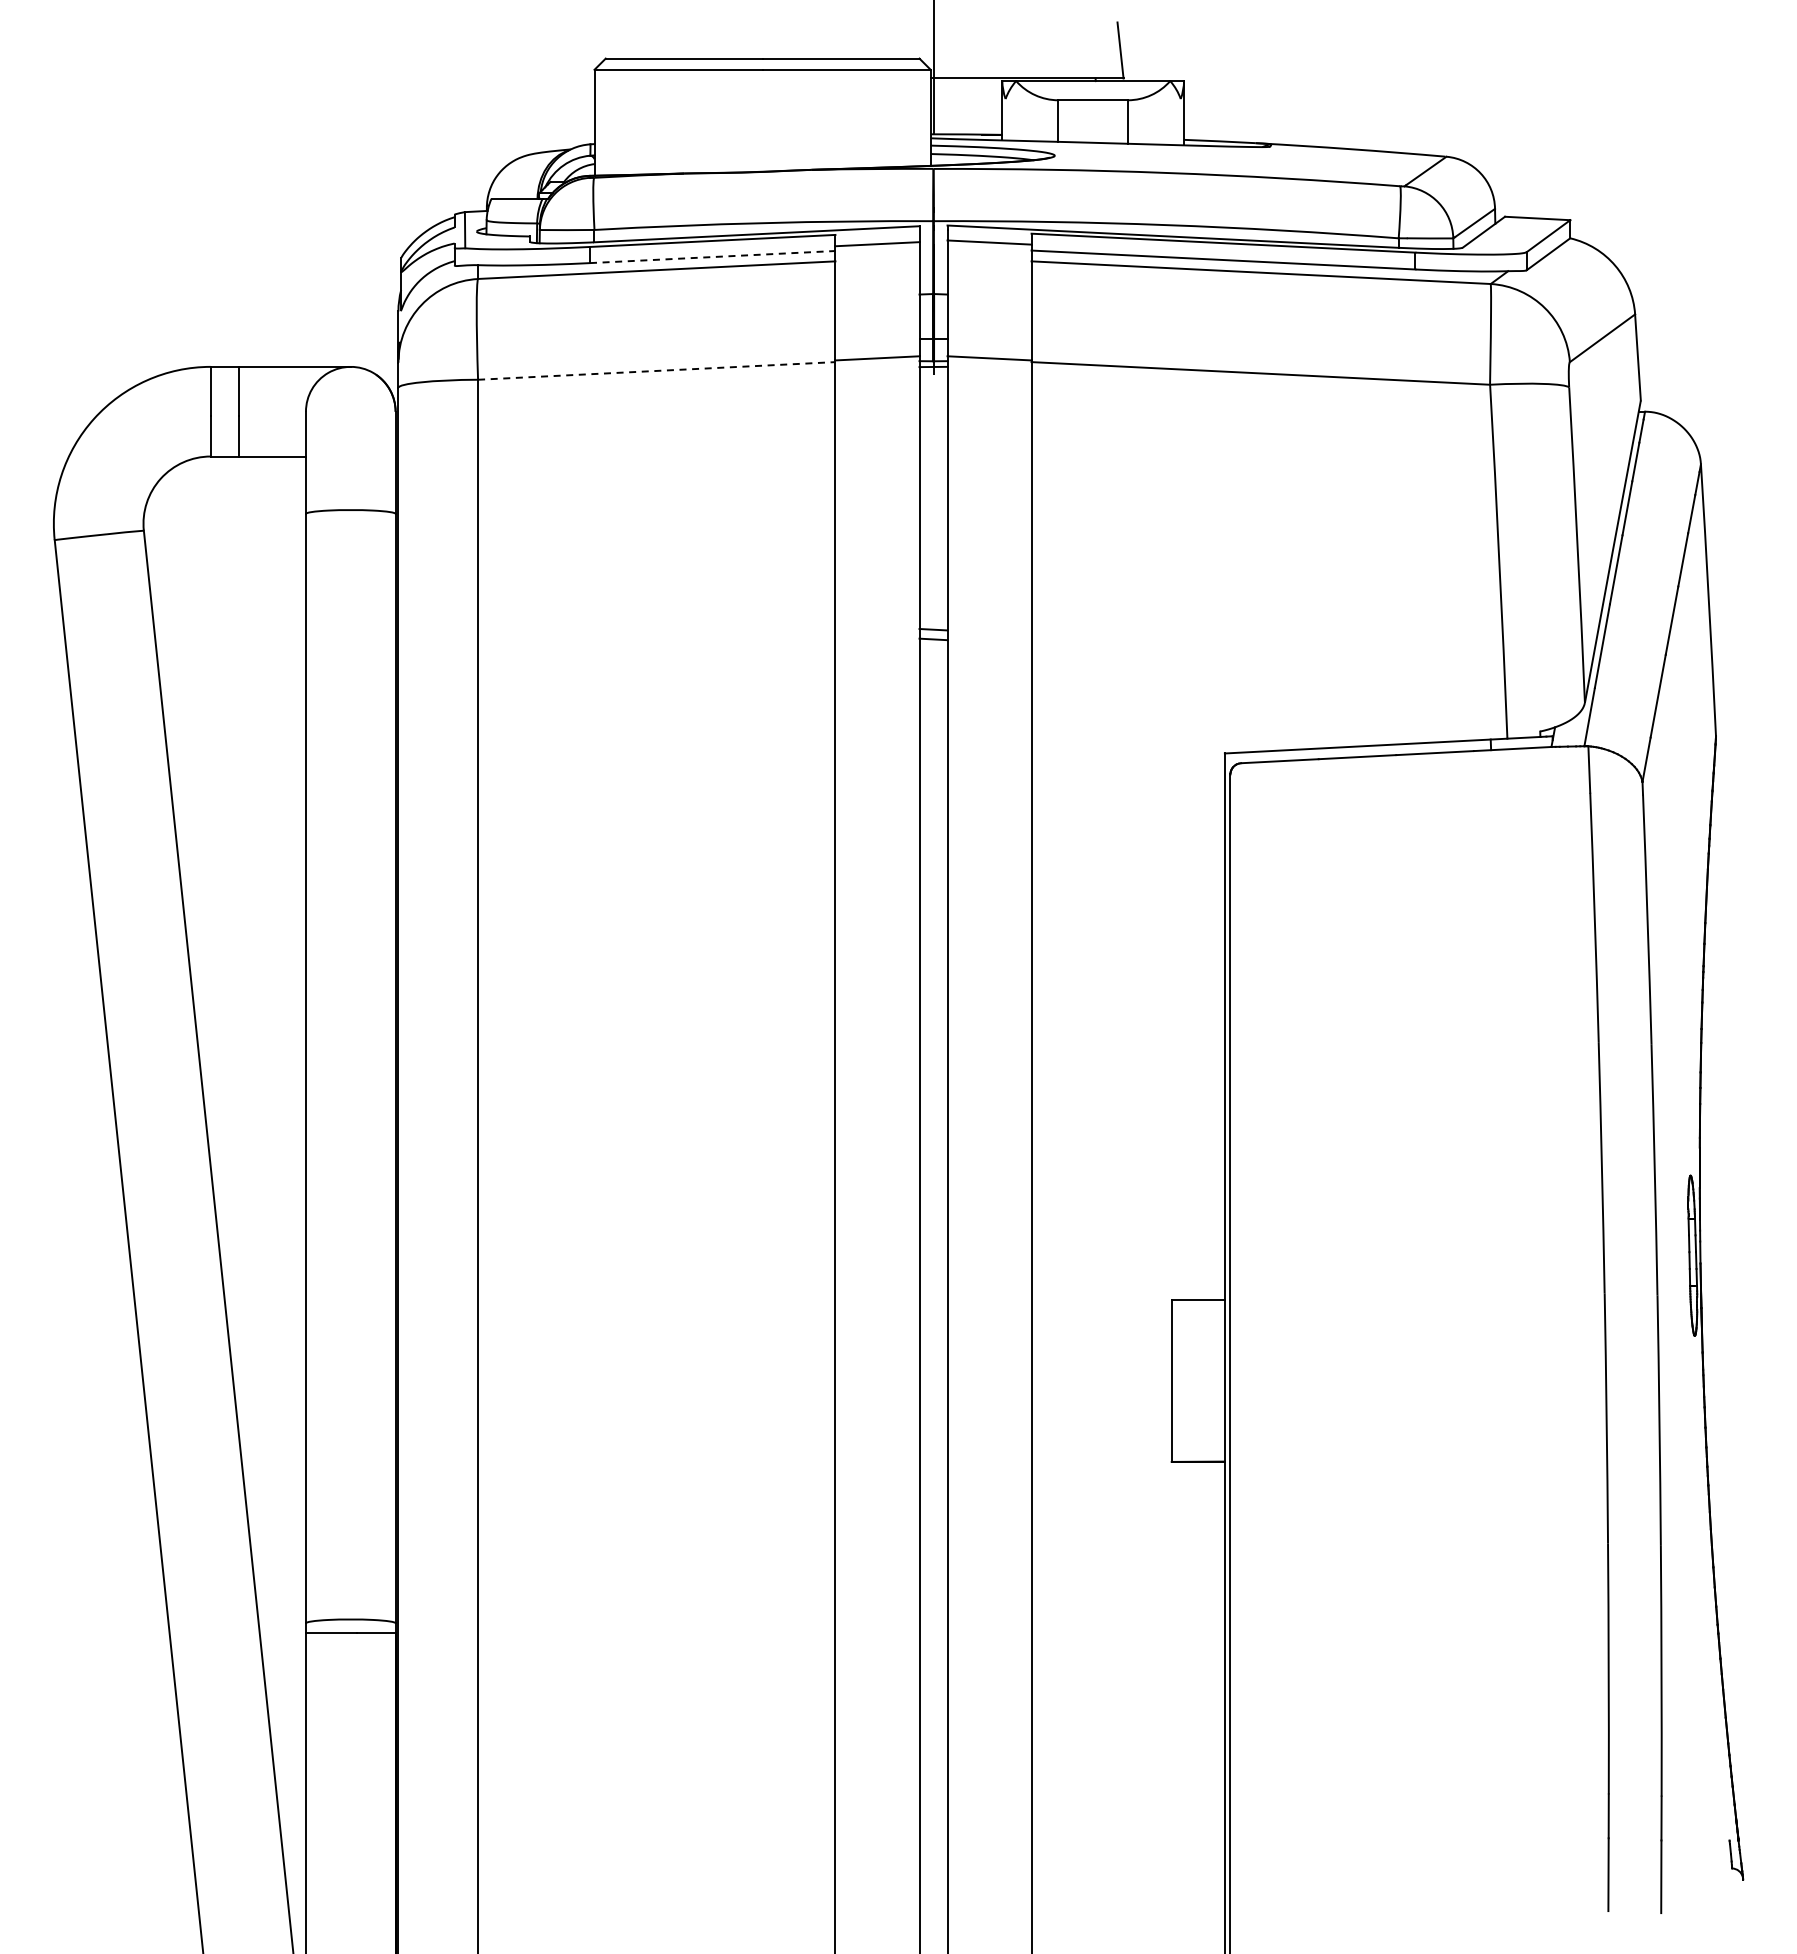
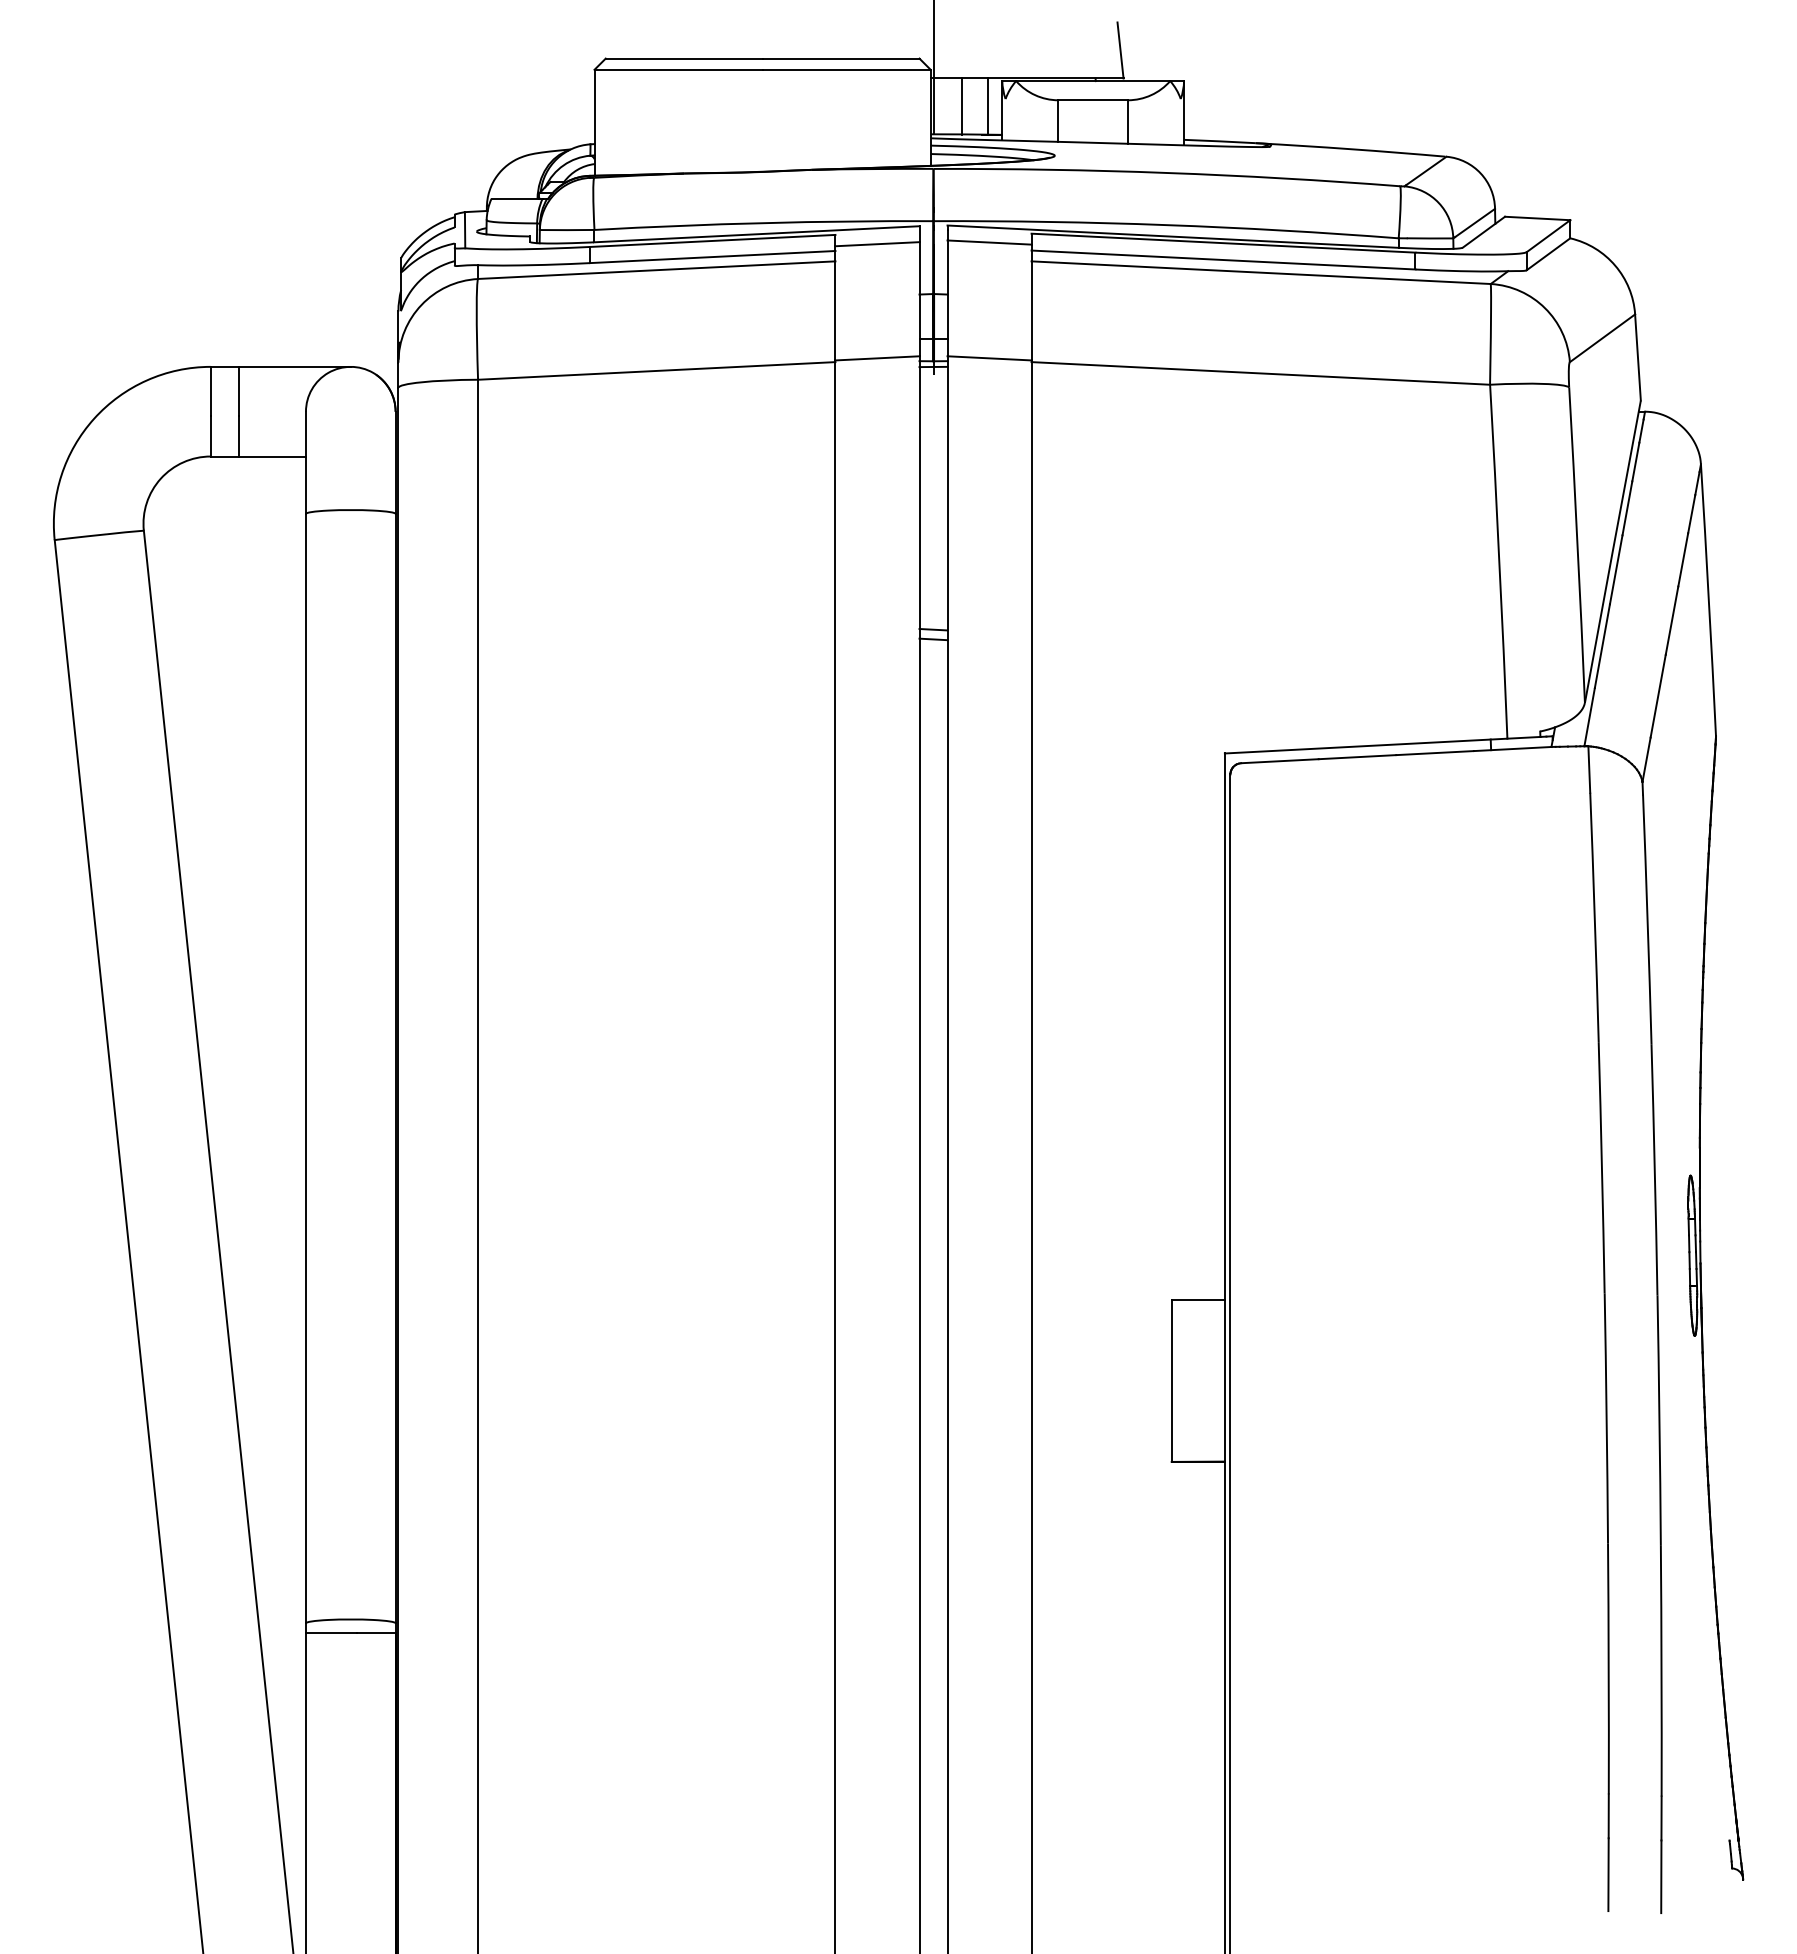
line: none -> present (961, 106)
line: none -> present (988, 106)
line: dashed -> solid (712, 257)
line: dashed -> solid (656, 370)
